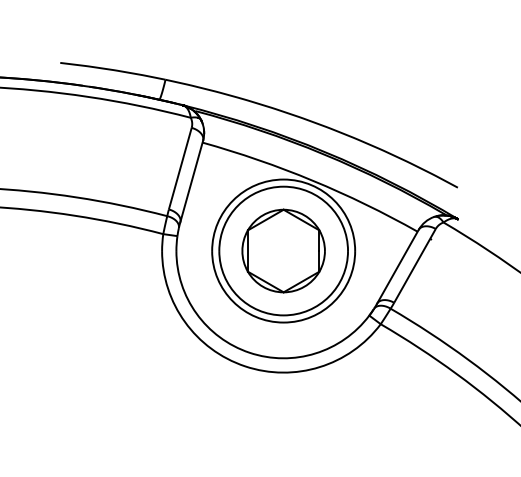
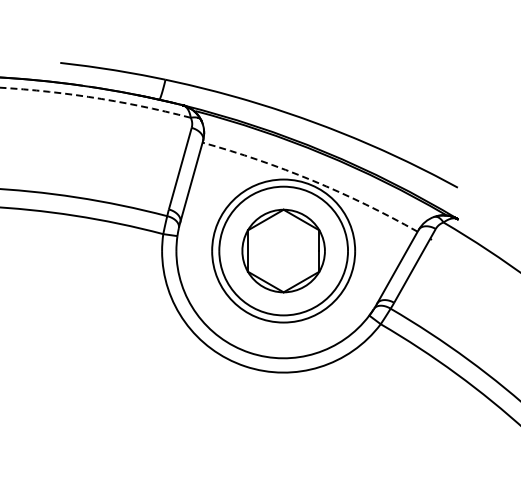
arc: solid -> dashed (95, 98)
arc: solid -> dashed (312, 180)
